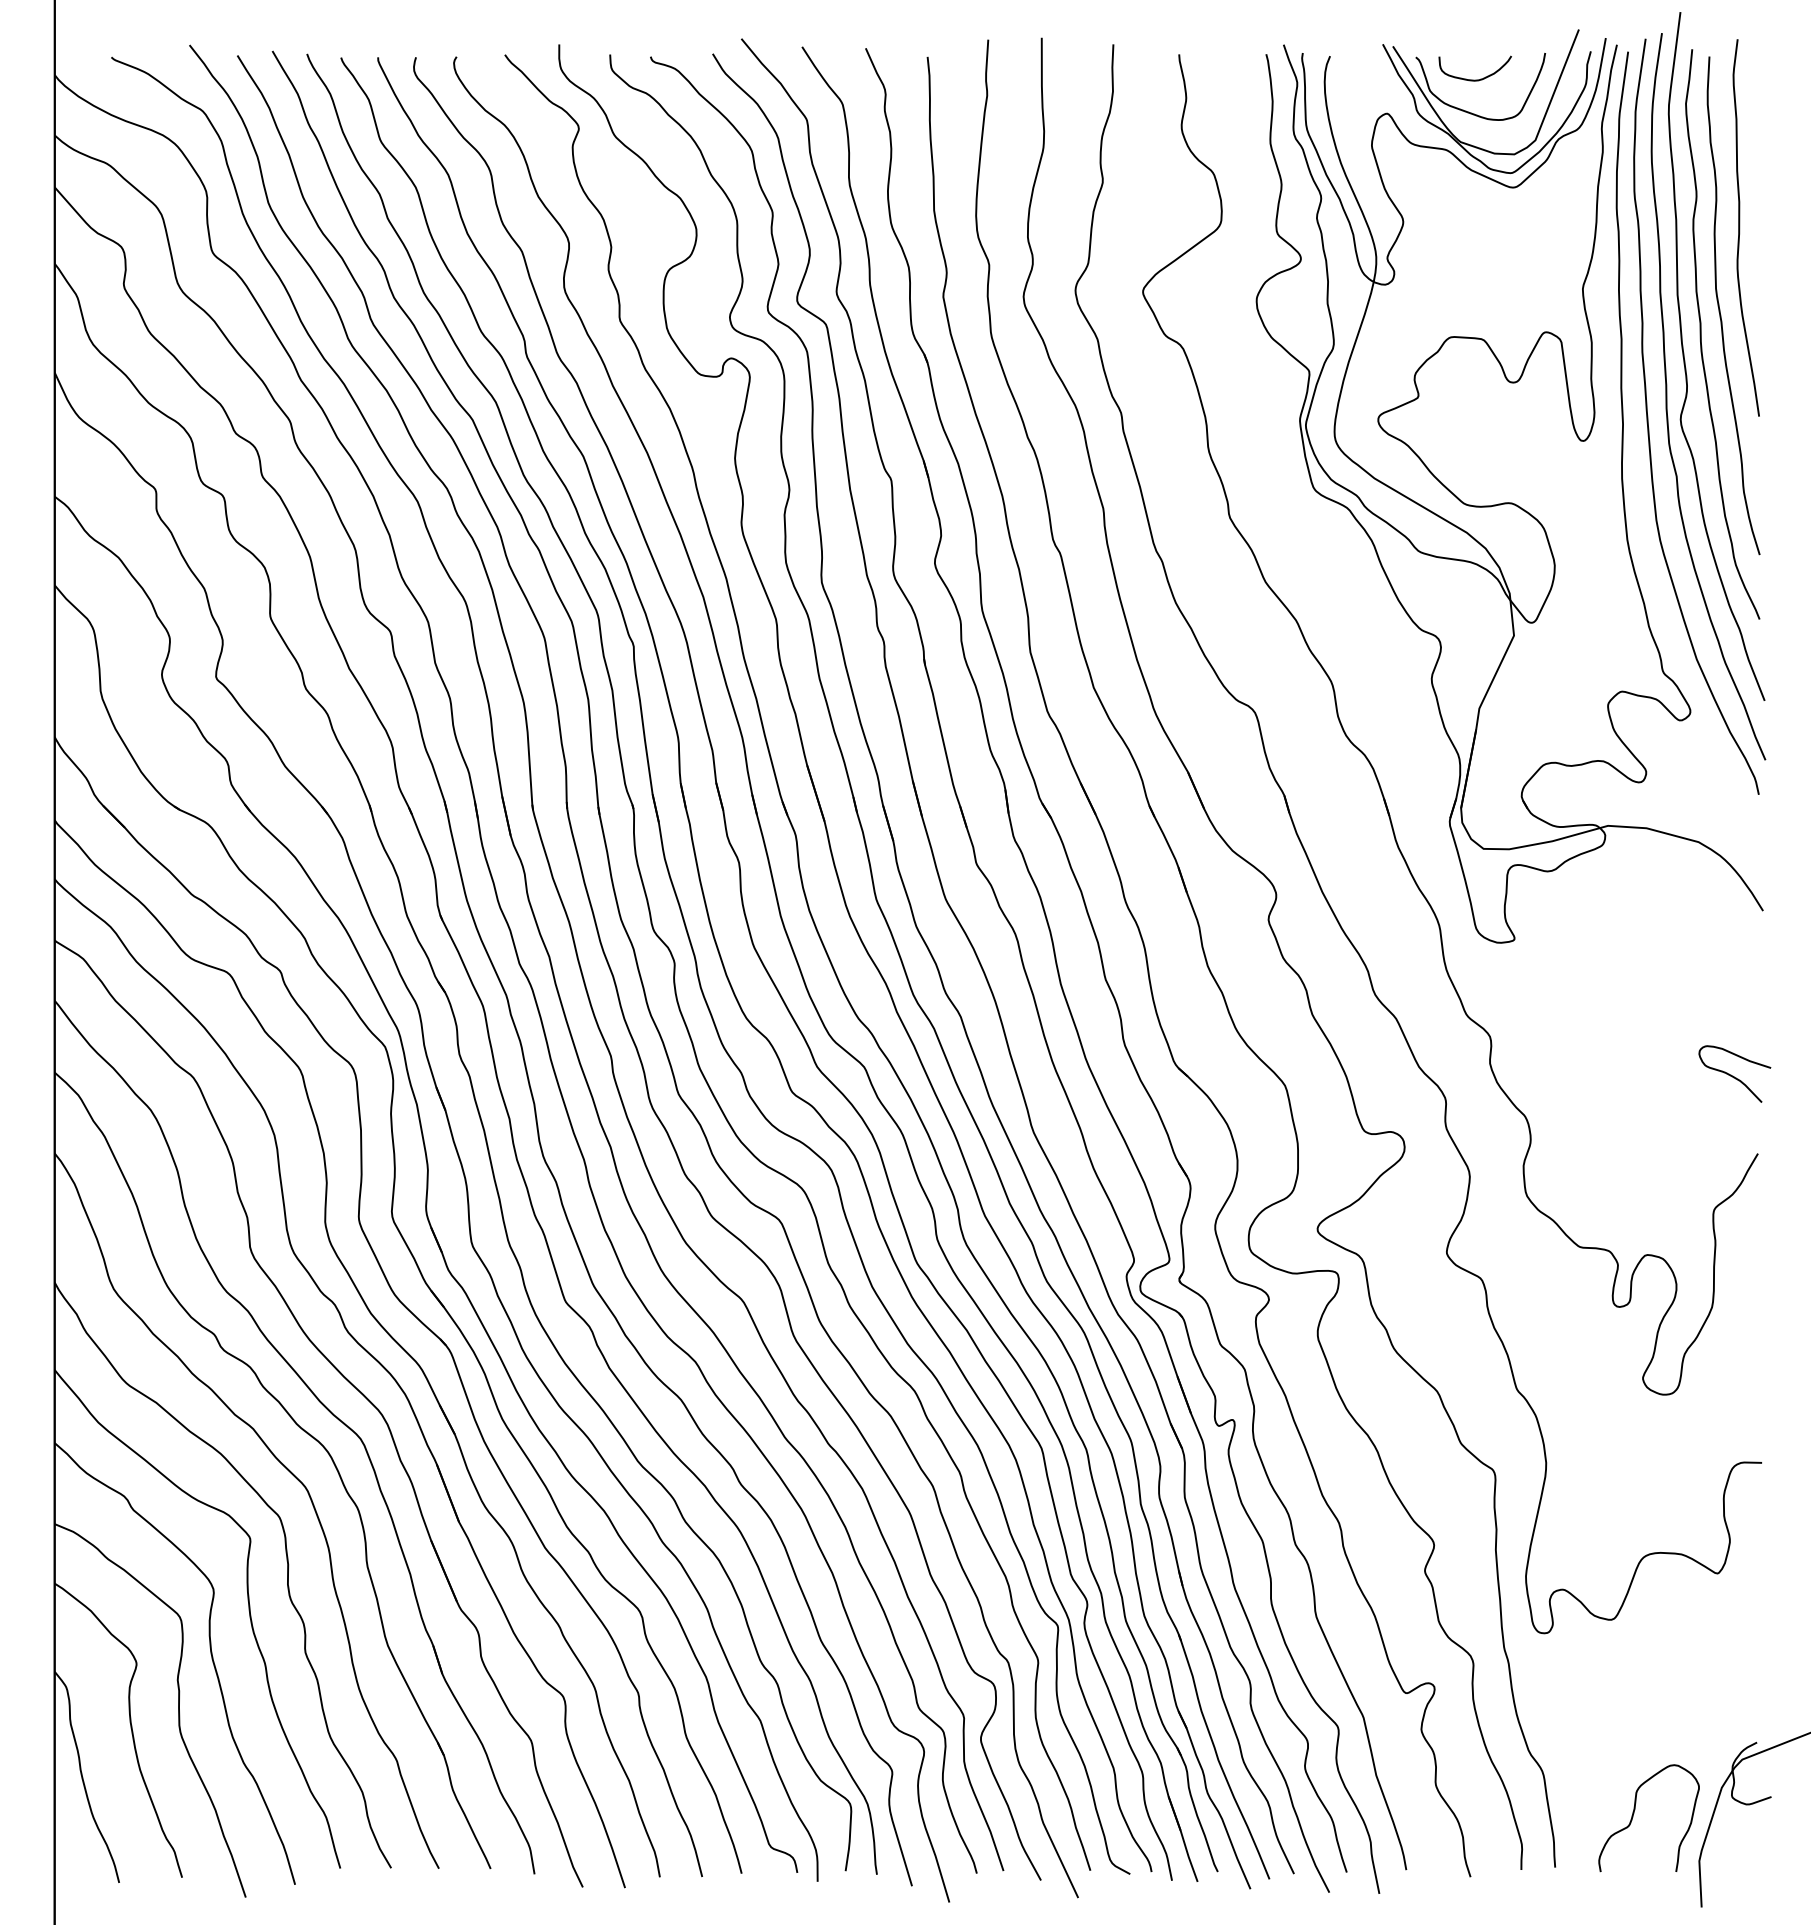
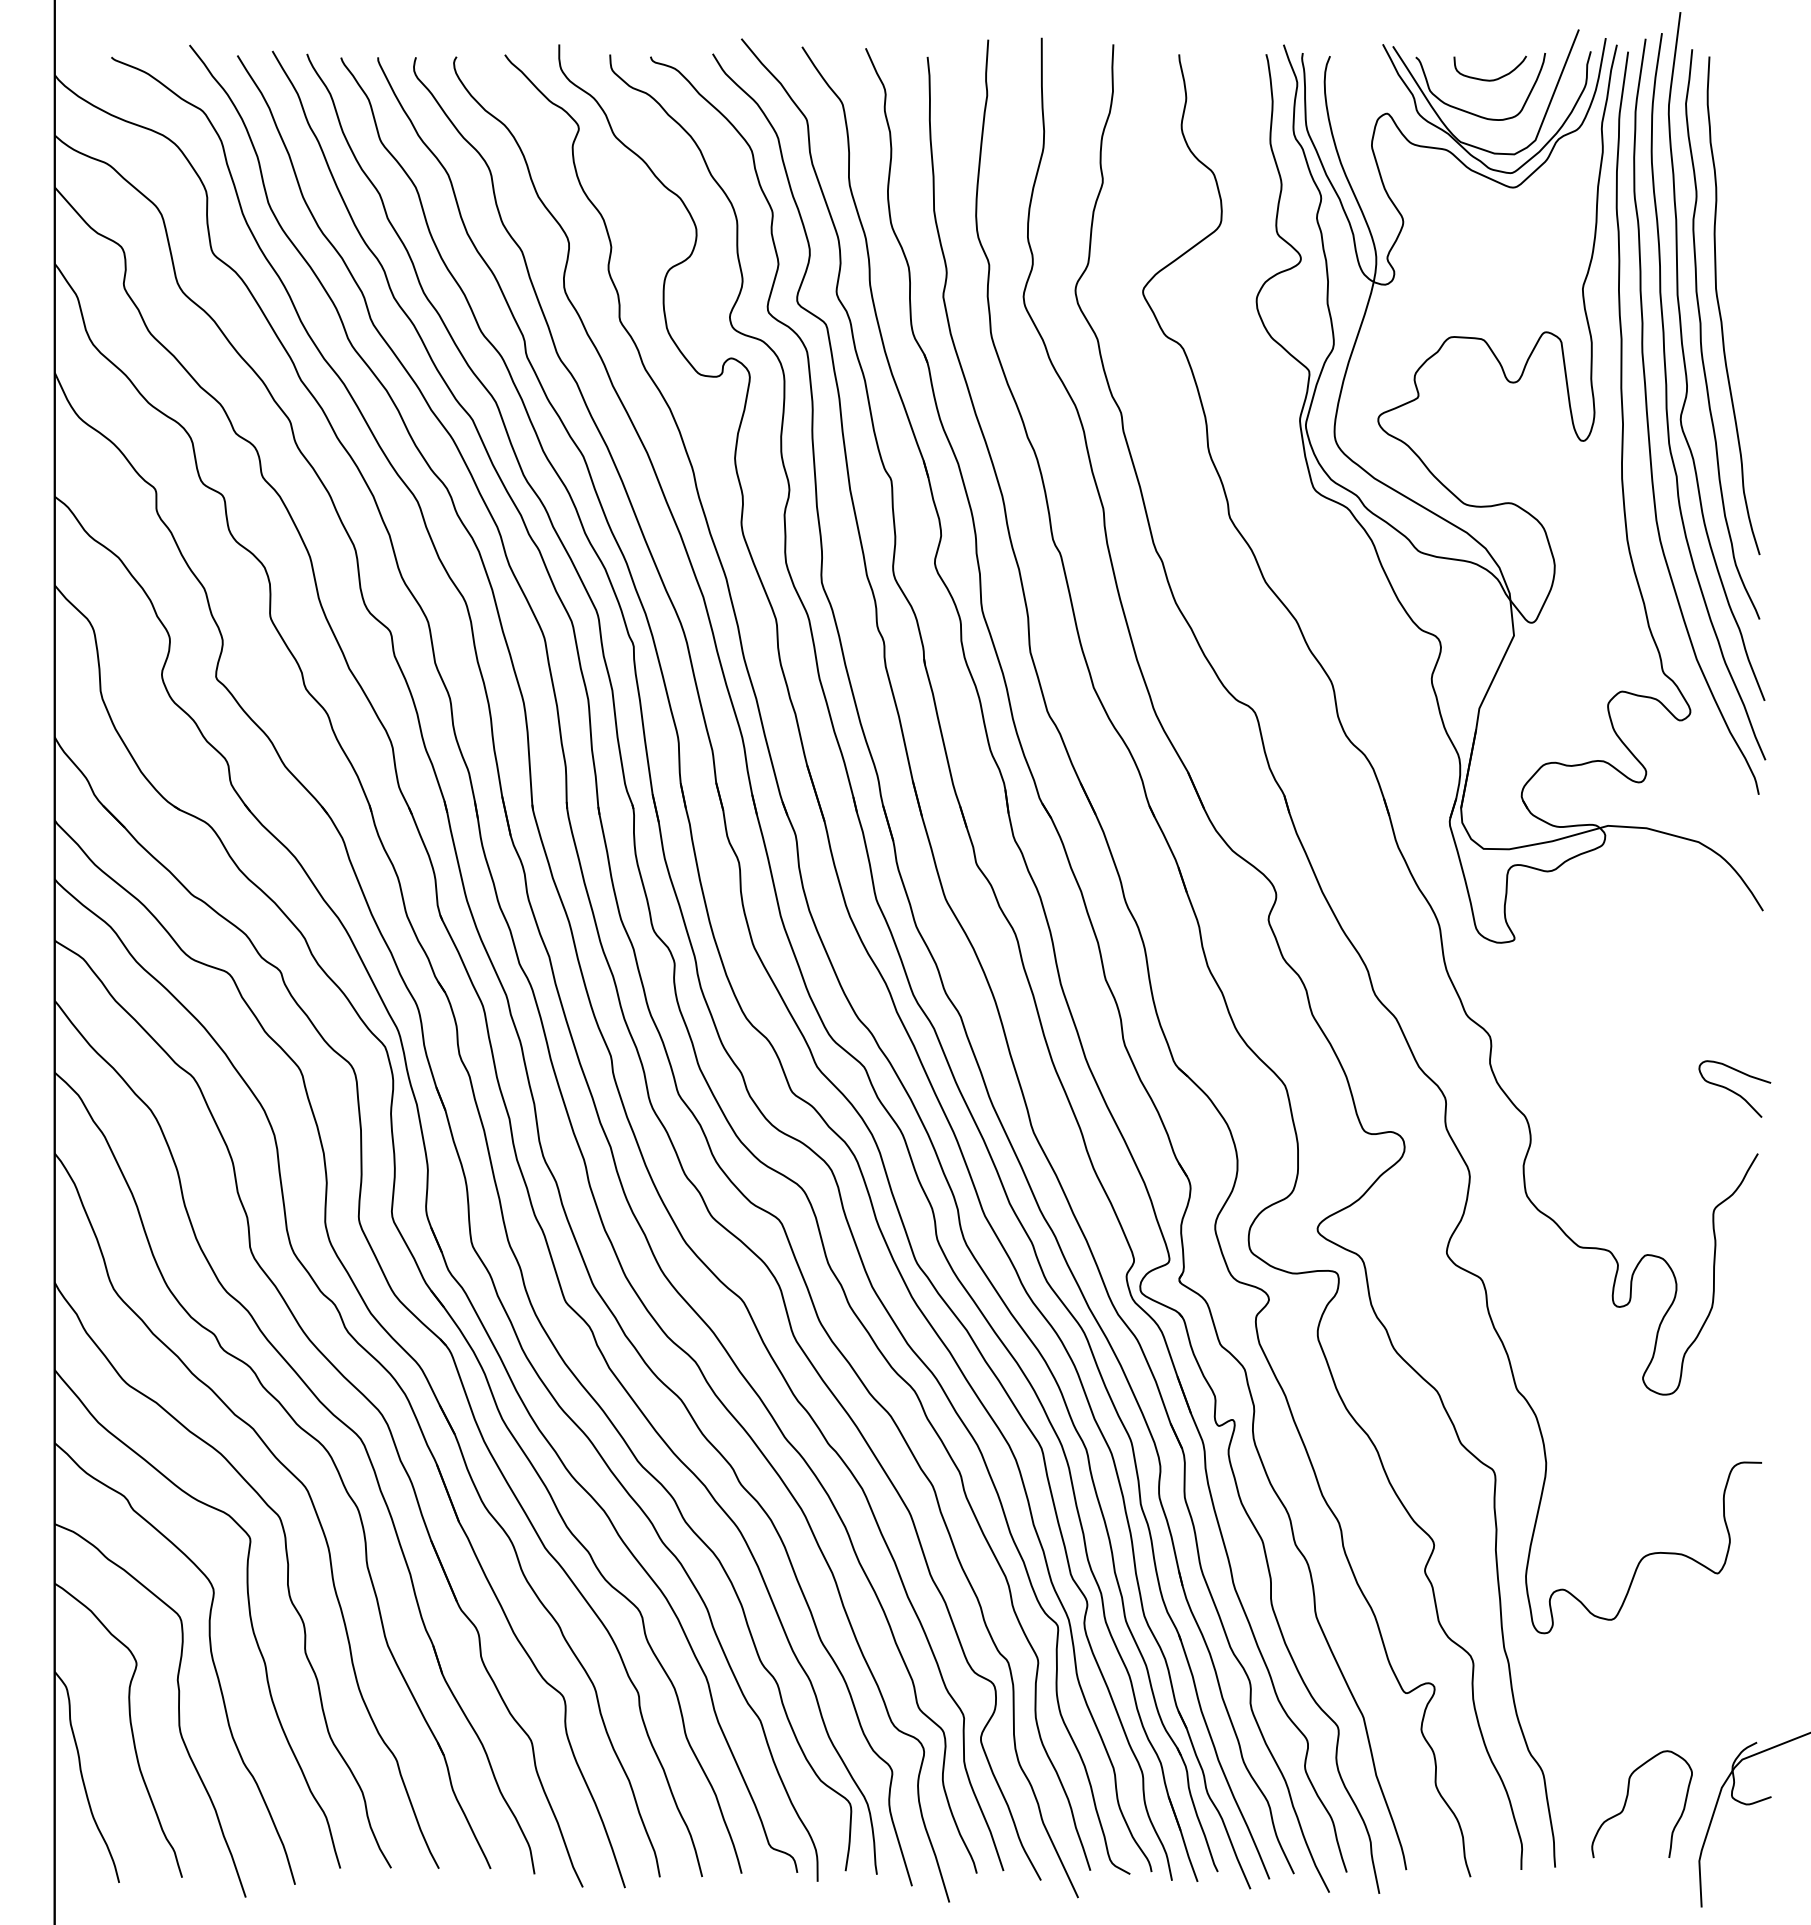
curve position: (1474, 79) -> (1489, 79) (1489, 79)
curve: present -> none (1740, 227)
curve position: (1732, 1075) -> (1732, 1090) (1732, 1090)
curve position: (1634, 1813) -> (1627, 1799) (1627, 1799)
